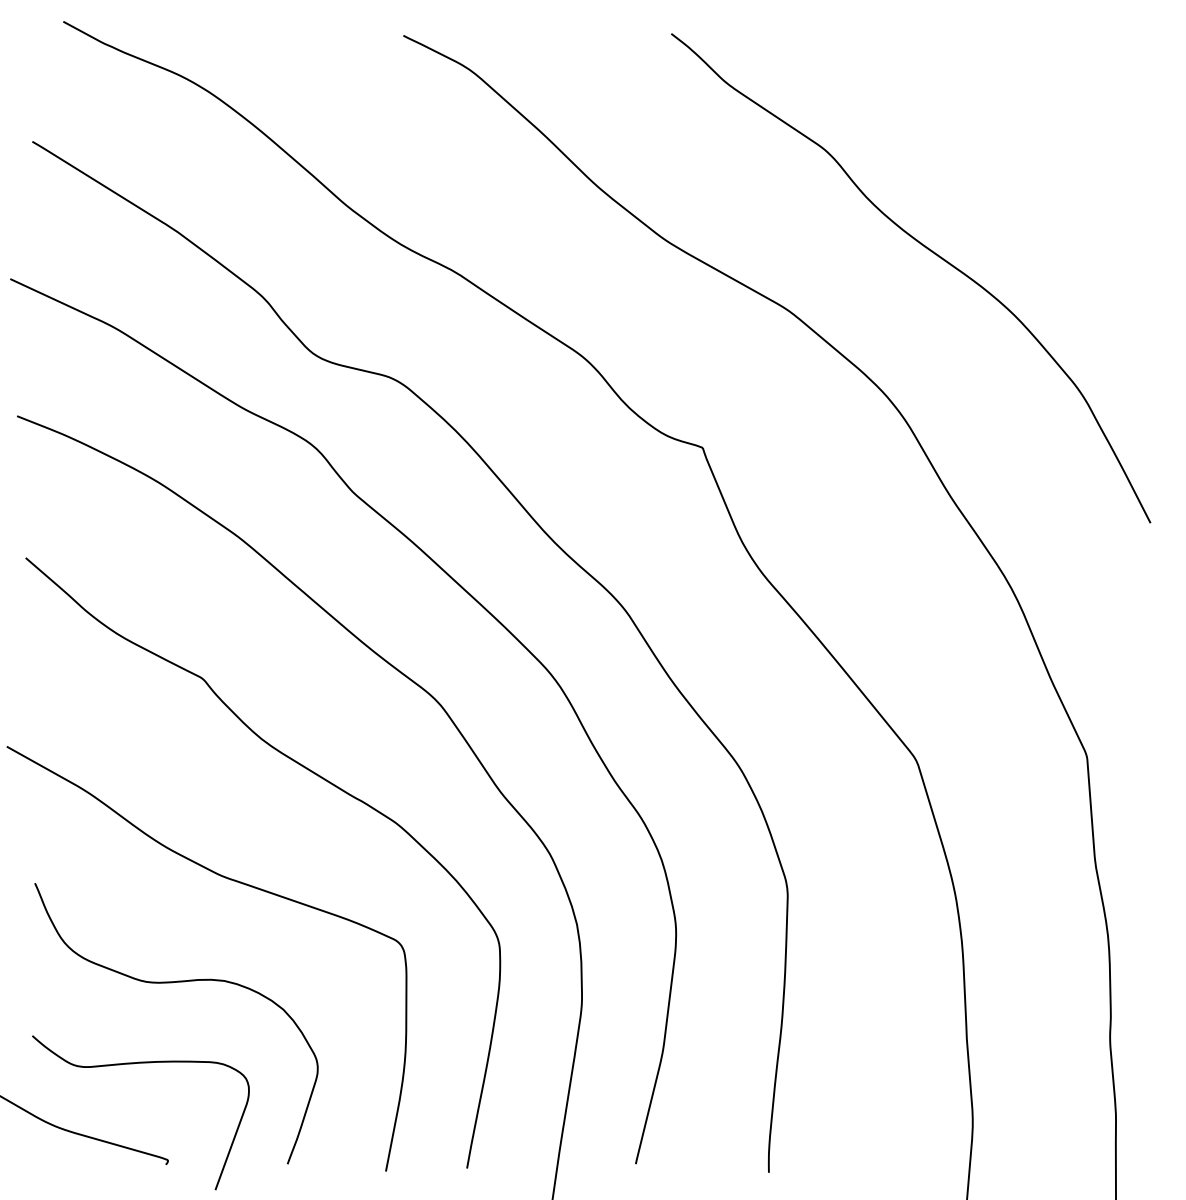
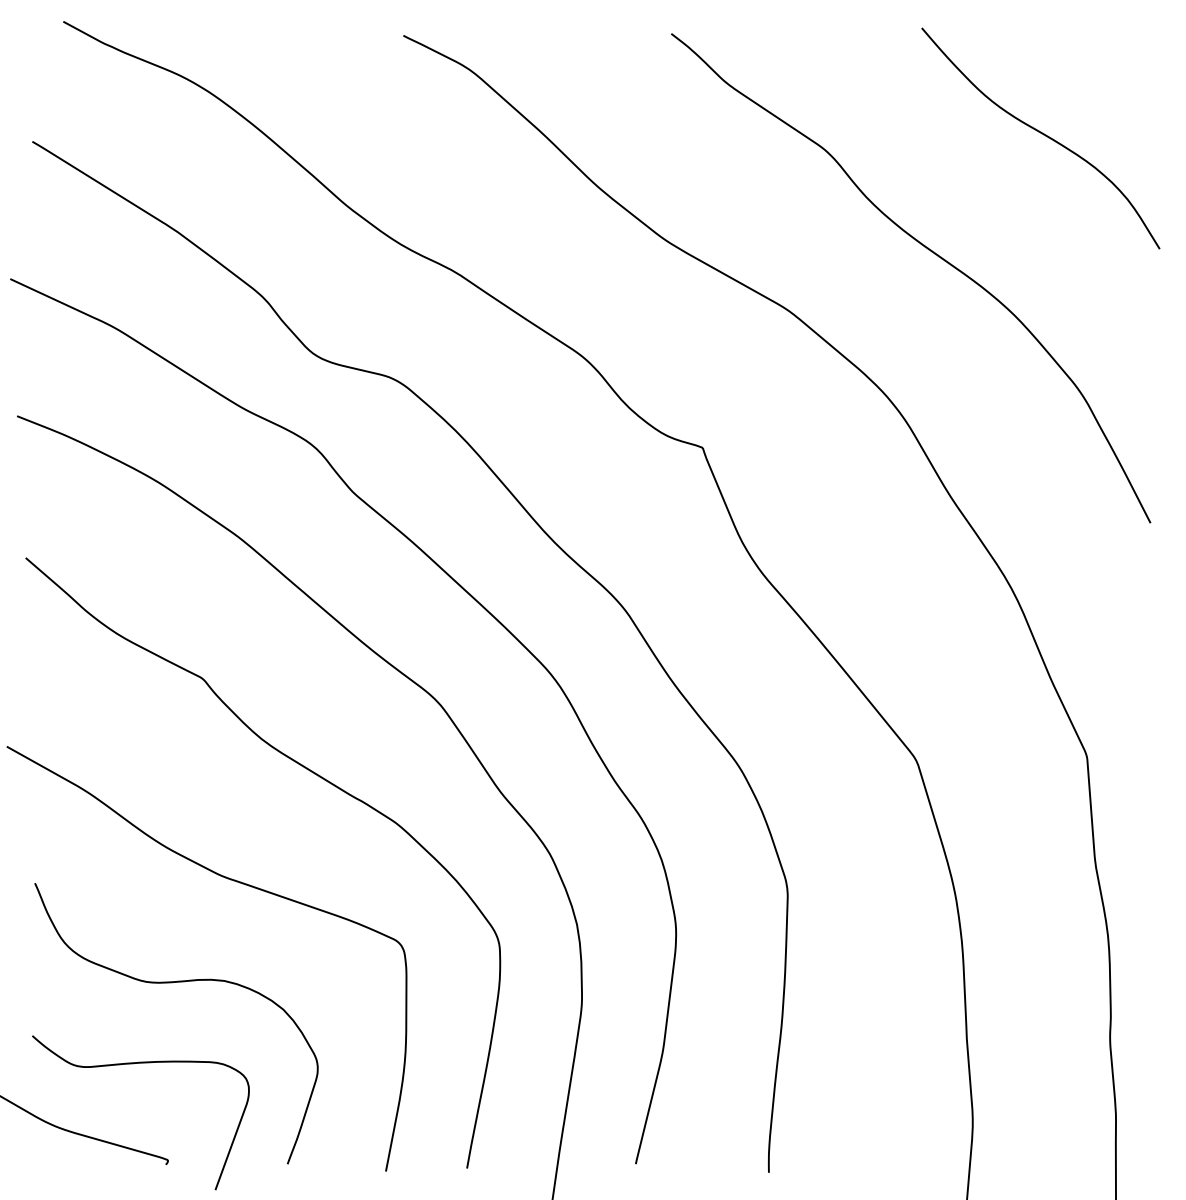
curve: none -> present (1043, 135)
